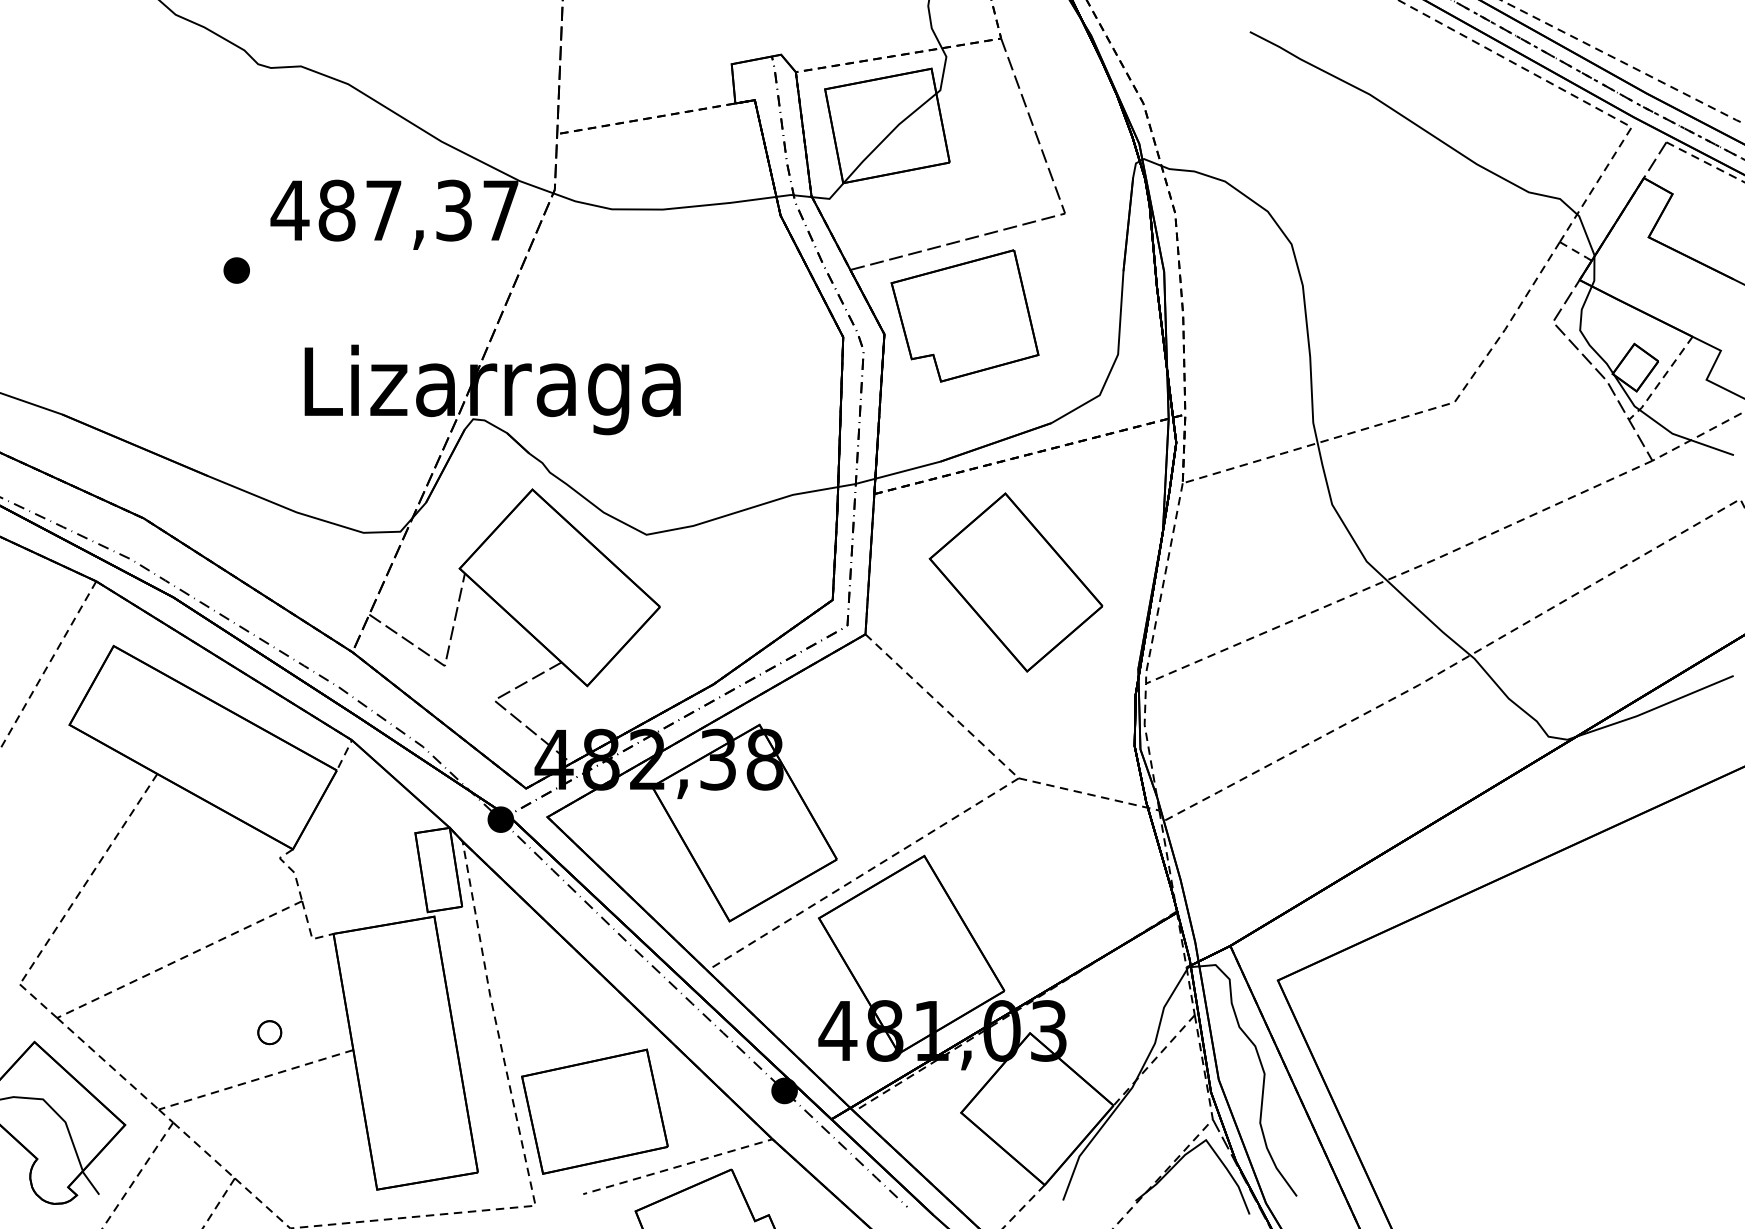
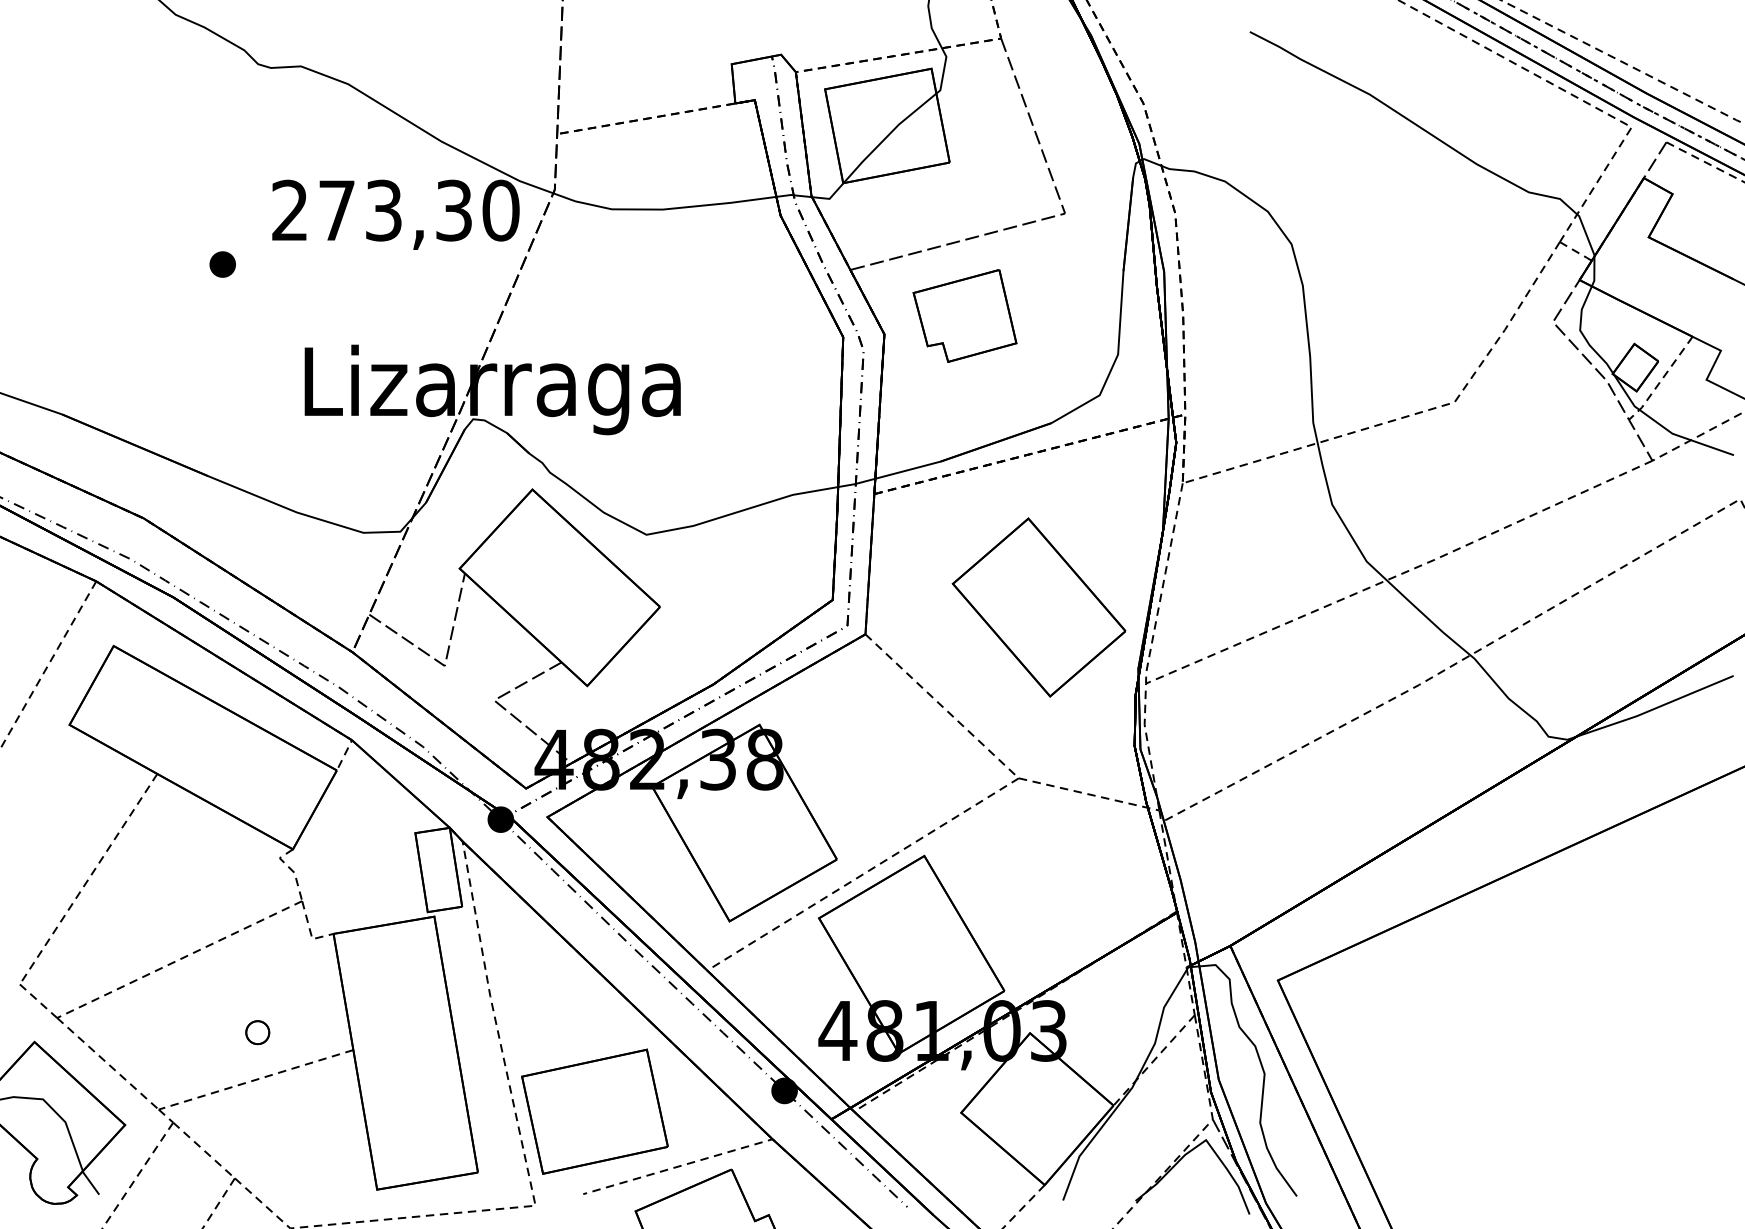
text: 487,37 -> 273,30 (394, 210)
part position: (236, 270) -> (222, 264) (222, 264)
part size: 150x134 px -> 106x94 px (964, 315)
part position: (1015, 582) -> (1038, 607) (1038, 607)
part position: (269, 1032) -> (257, 1032) (257, 1032)
